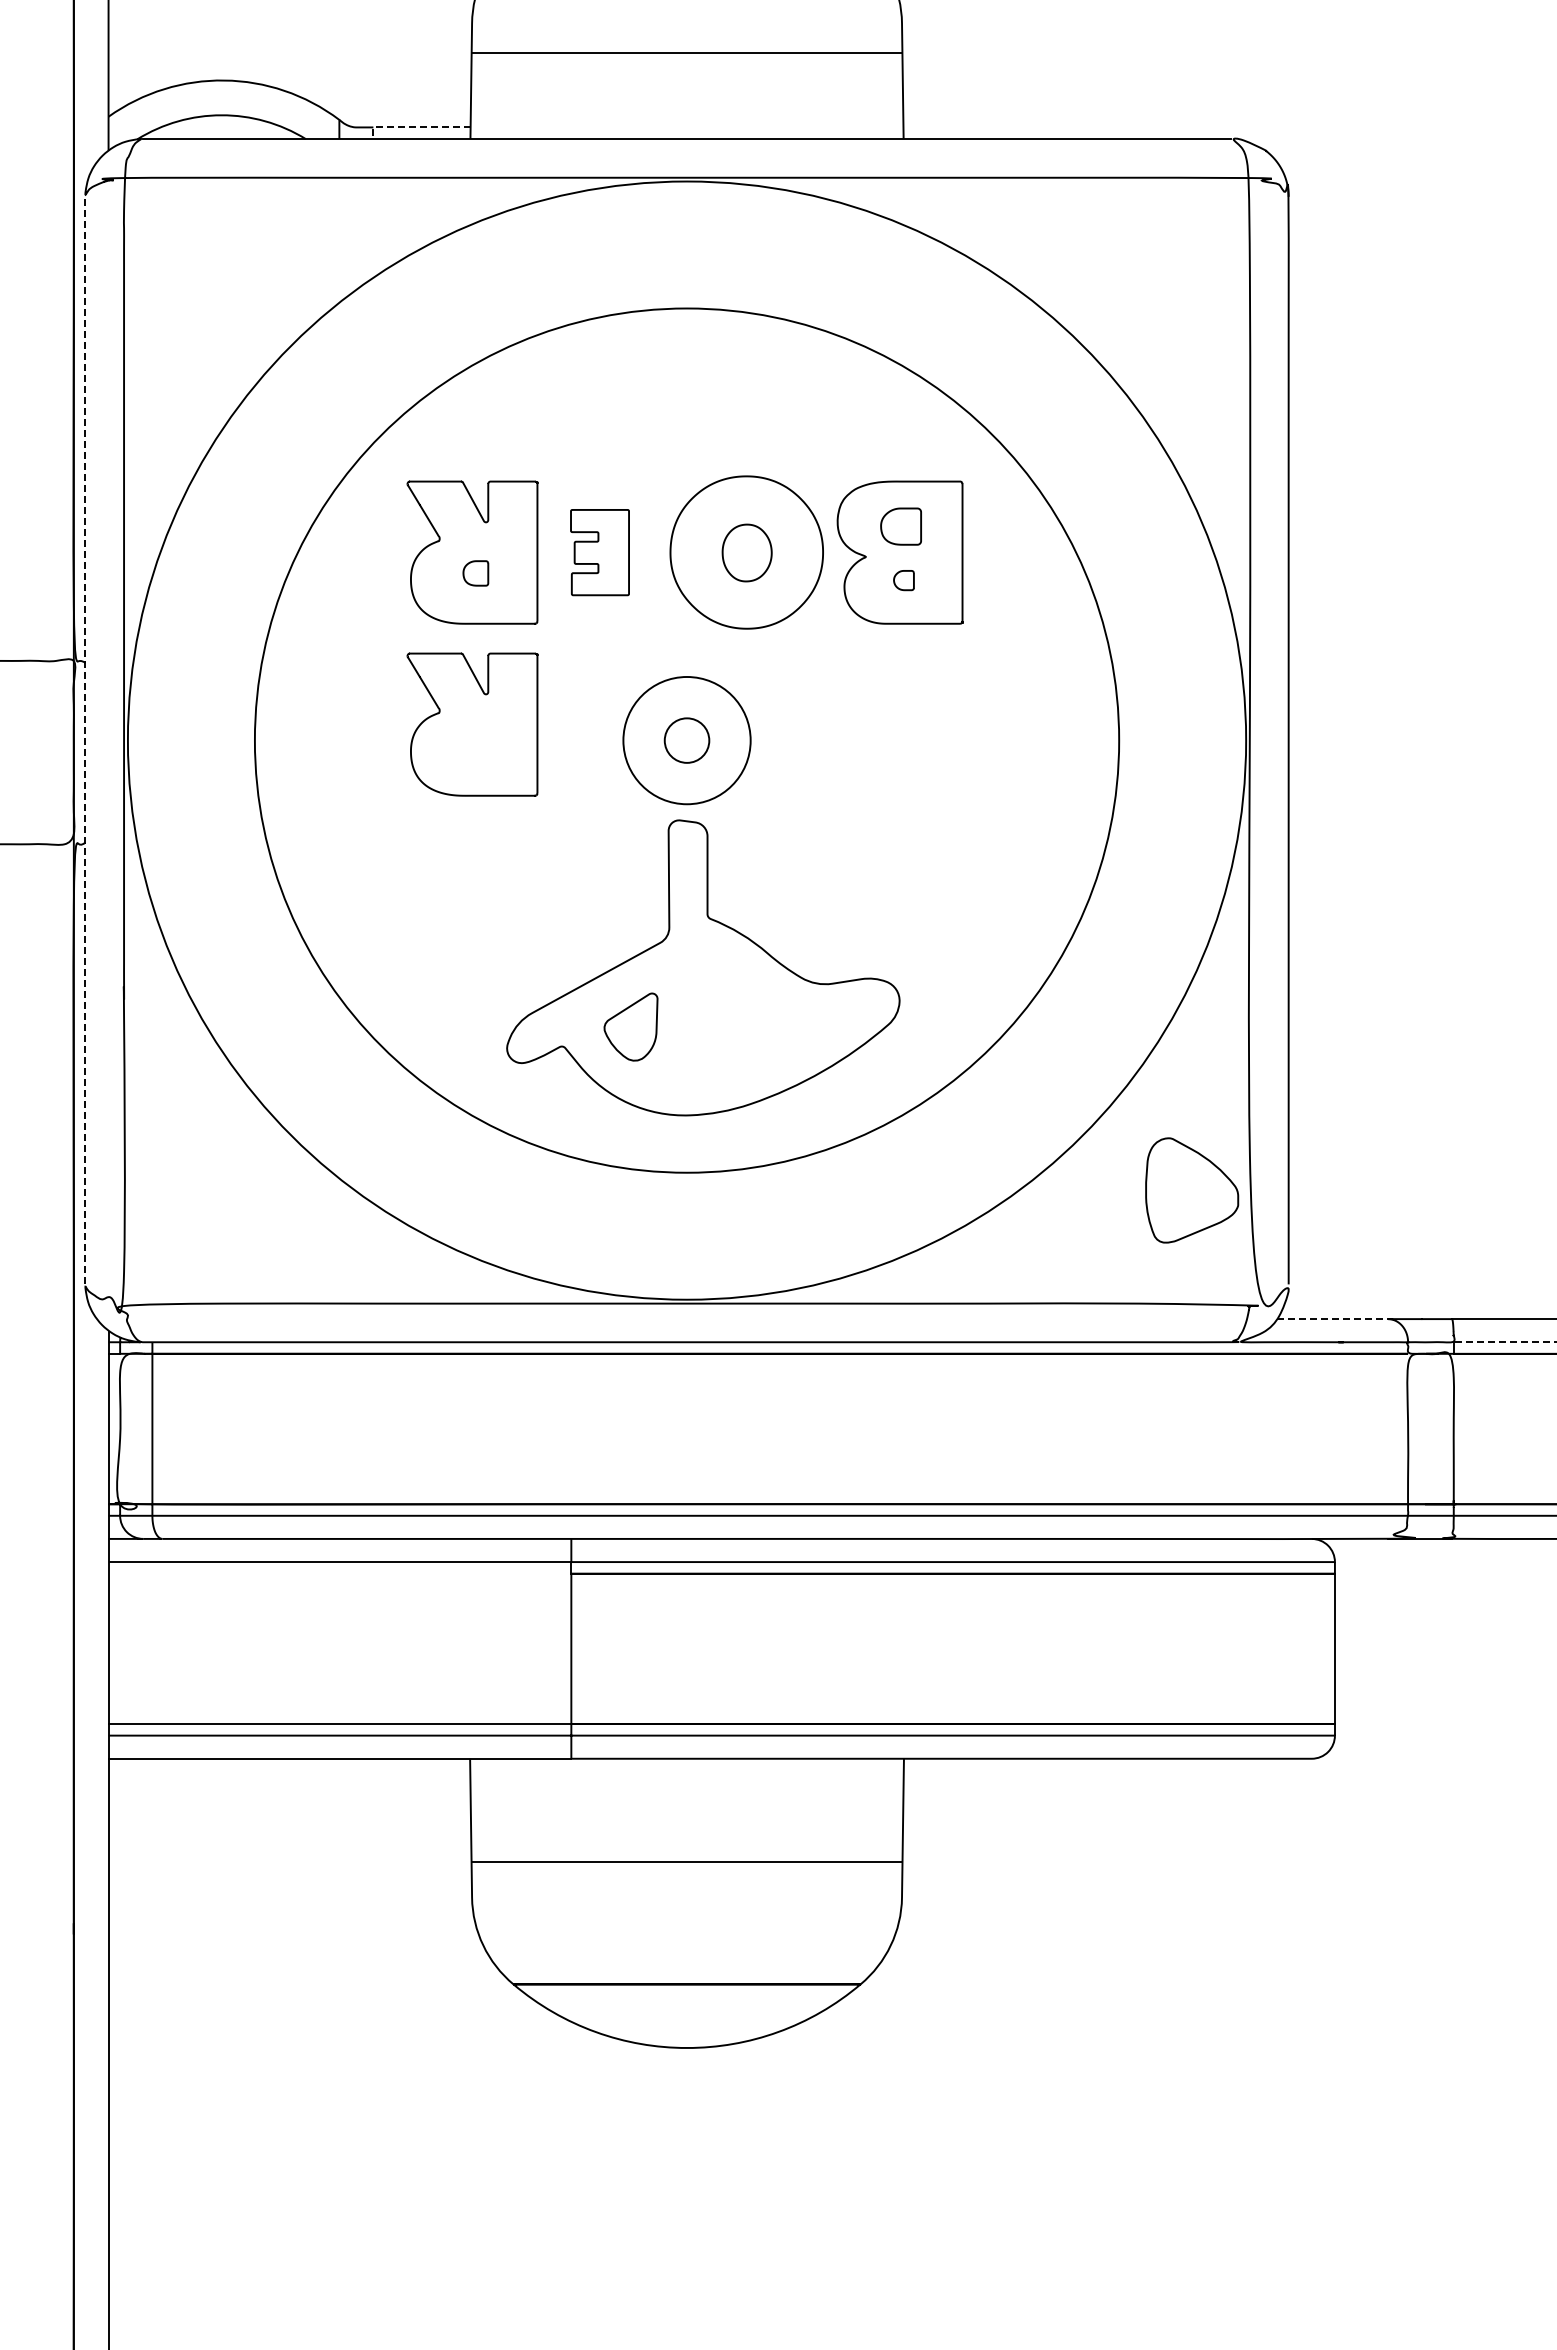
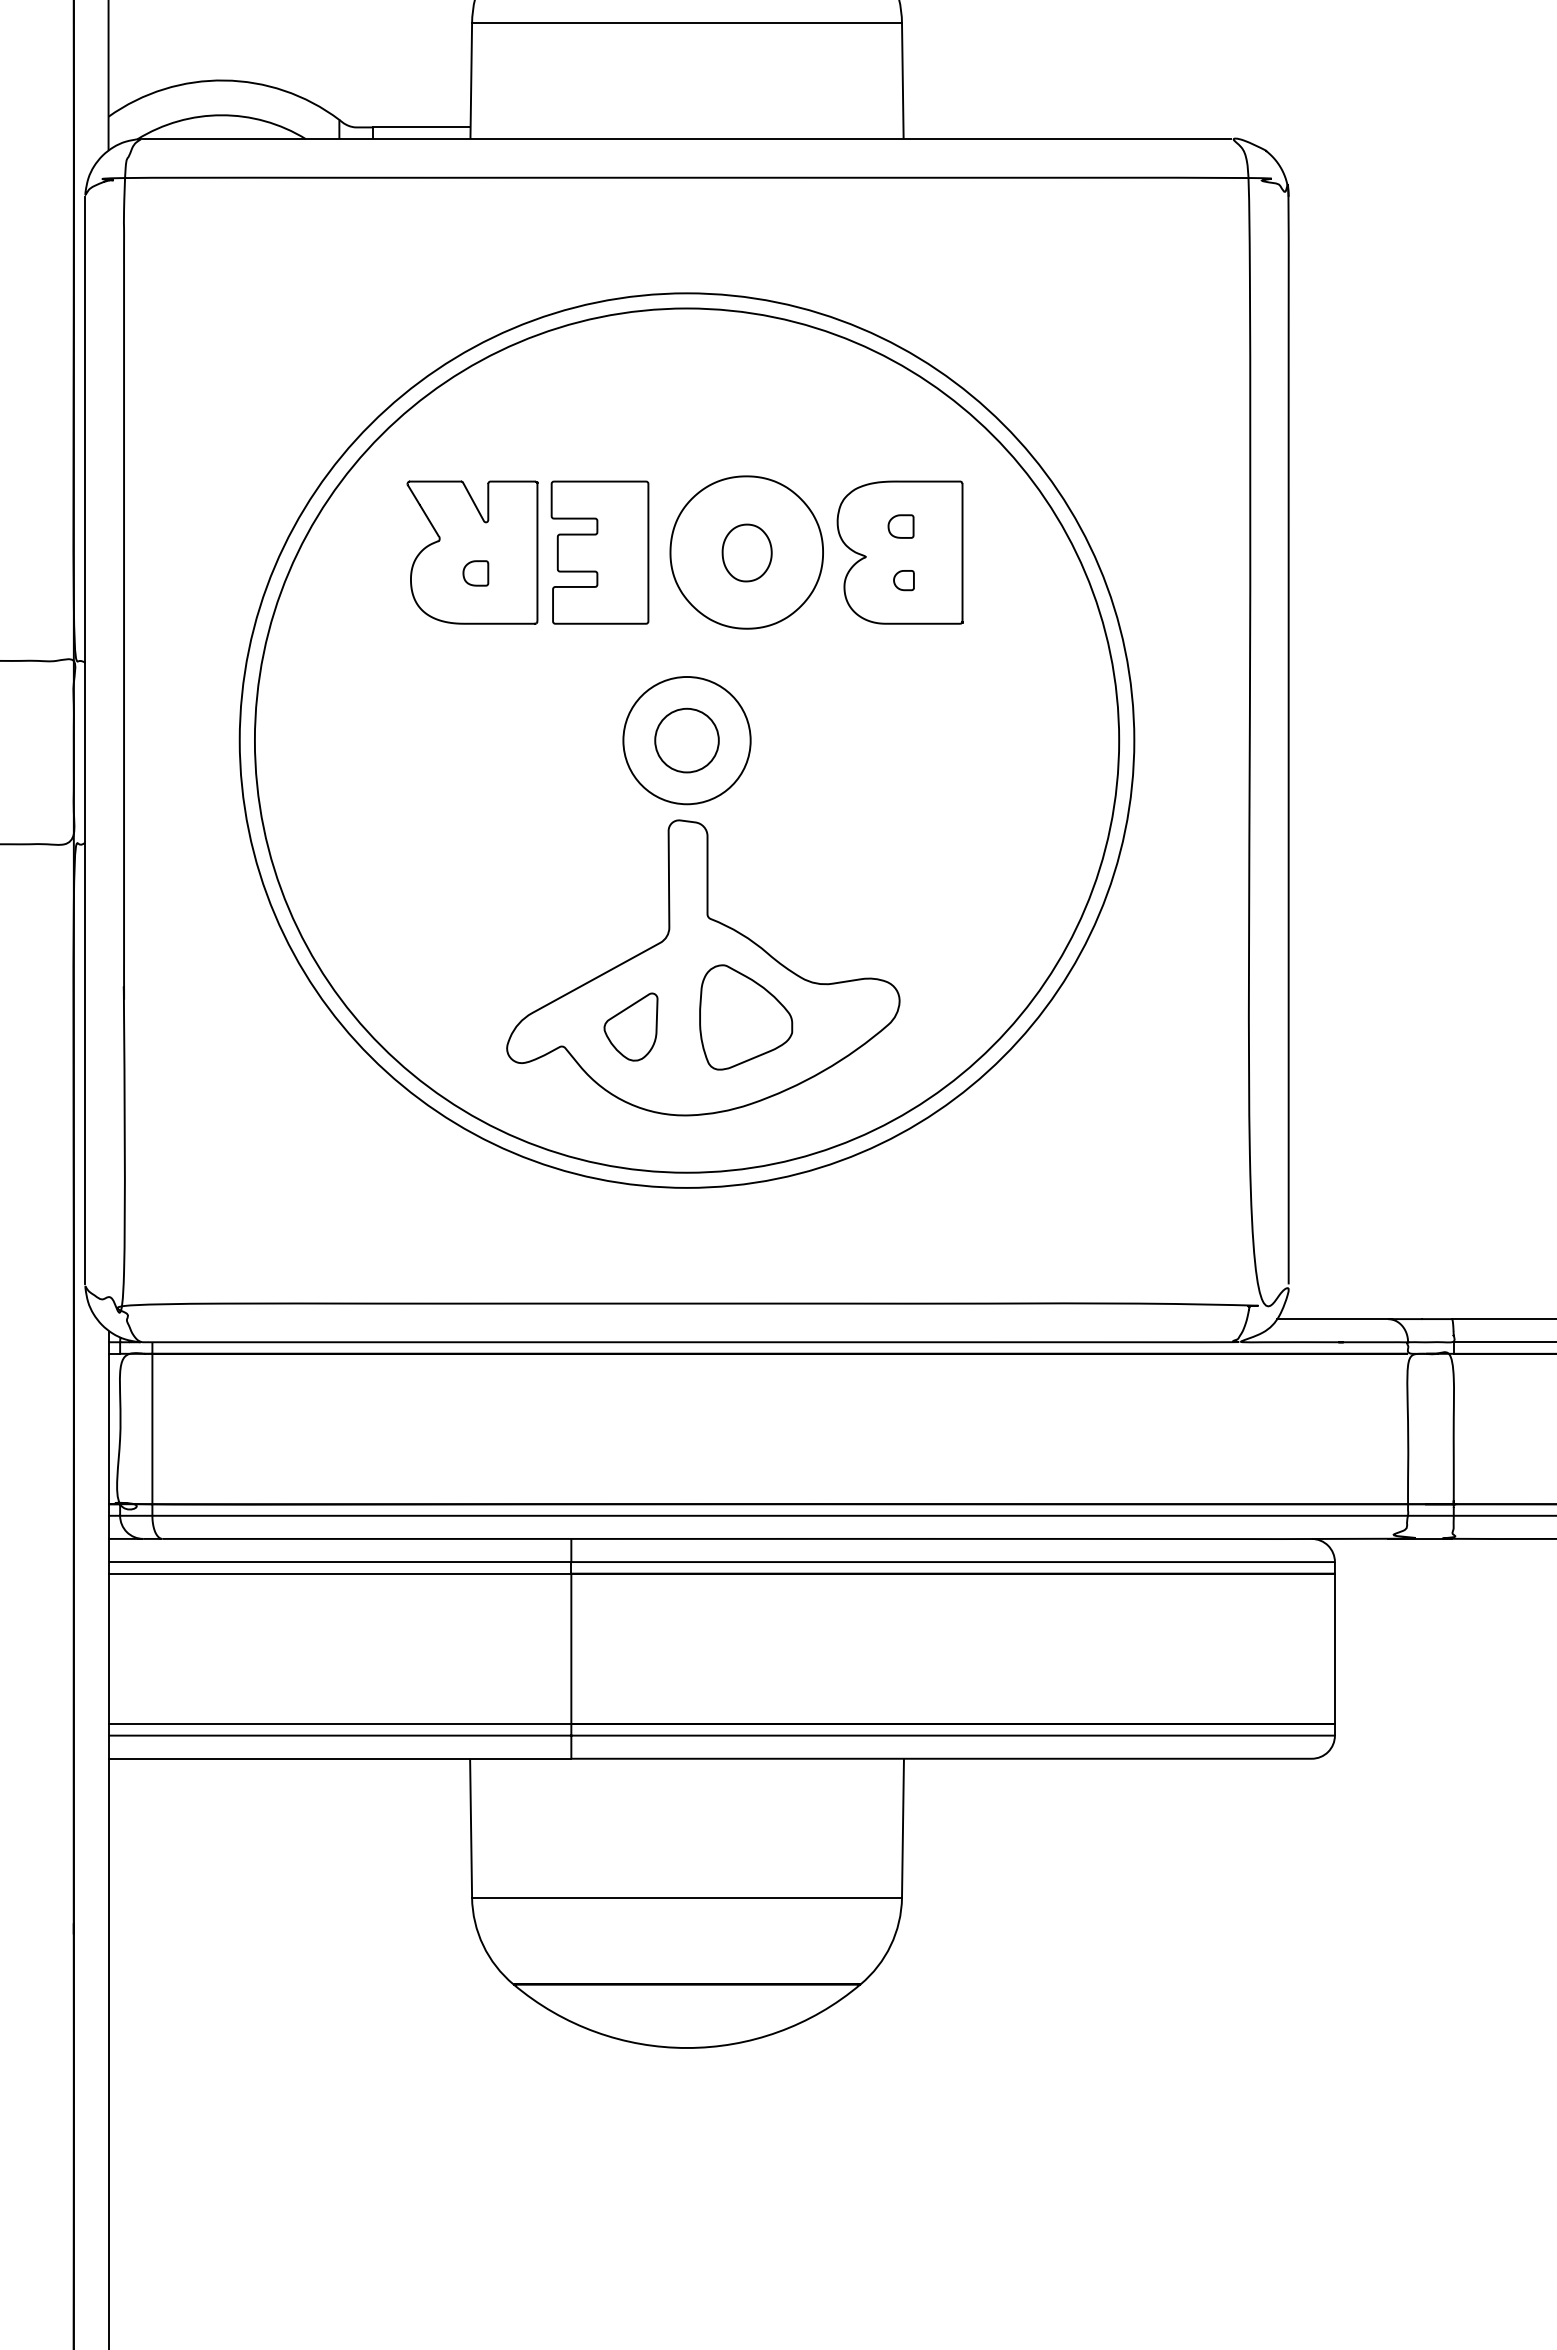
line position: (687, 53) -> (687, 23) (687, 23)
line: dashed -> solid (415, 127)
part size: 42x39 px -> 28x25 px (900, 526)
part size: 60x88 px -> 100x145 px (599, 552)
part: present -> none (472, 724)
line: dashed -> solid (85, 740)
circle diameter: 1118 px -> 895 px (686, 740)
circle diameter: 45 px -> 64 px (686, 740)
part position: (1192, 1190) -> (746, 1017) (746, 1017)
line: dashed -> solid (1333, 1319)
line: dashed -> solid (1504, 1342)
line: none -> present (339, 1573)
line position: (687, 1861) -> (687, 1897) (687, 1897)
